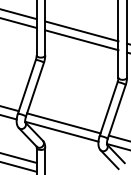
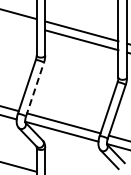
line: present -> none (19, 22)
line: solid -> dashed (35, 89)
line: present -> none (19, 157)
